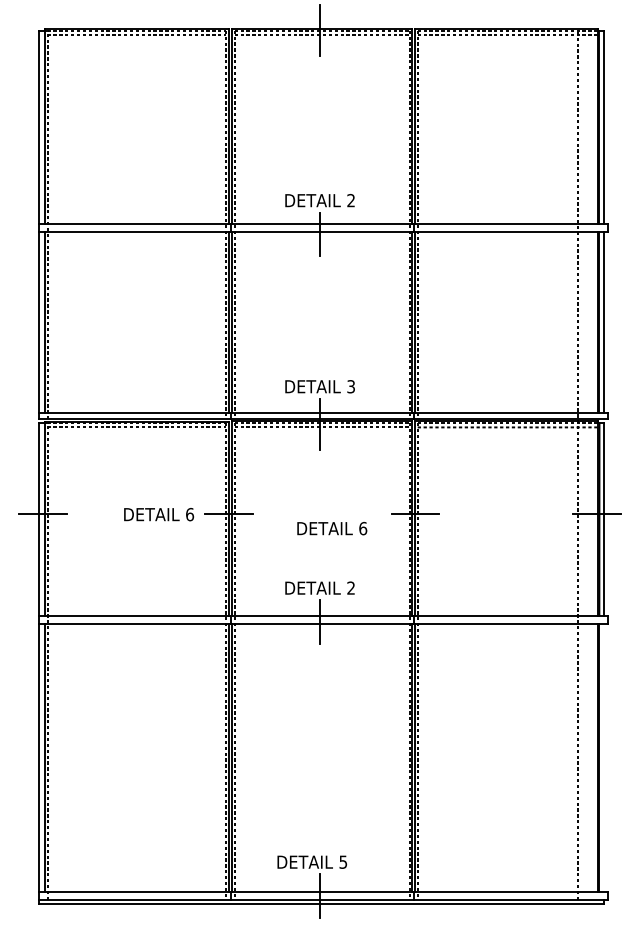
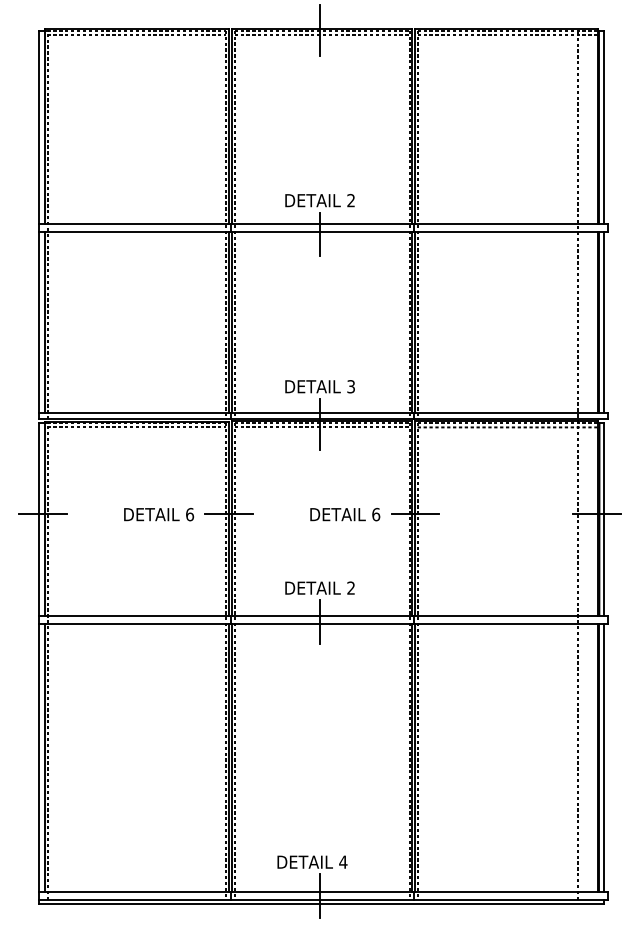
text position: (332, 528) -> (345, 514) (345, 514)
line: none -> present (603, 757)
text: 5 -> 4 (343, 861)
